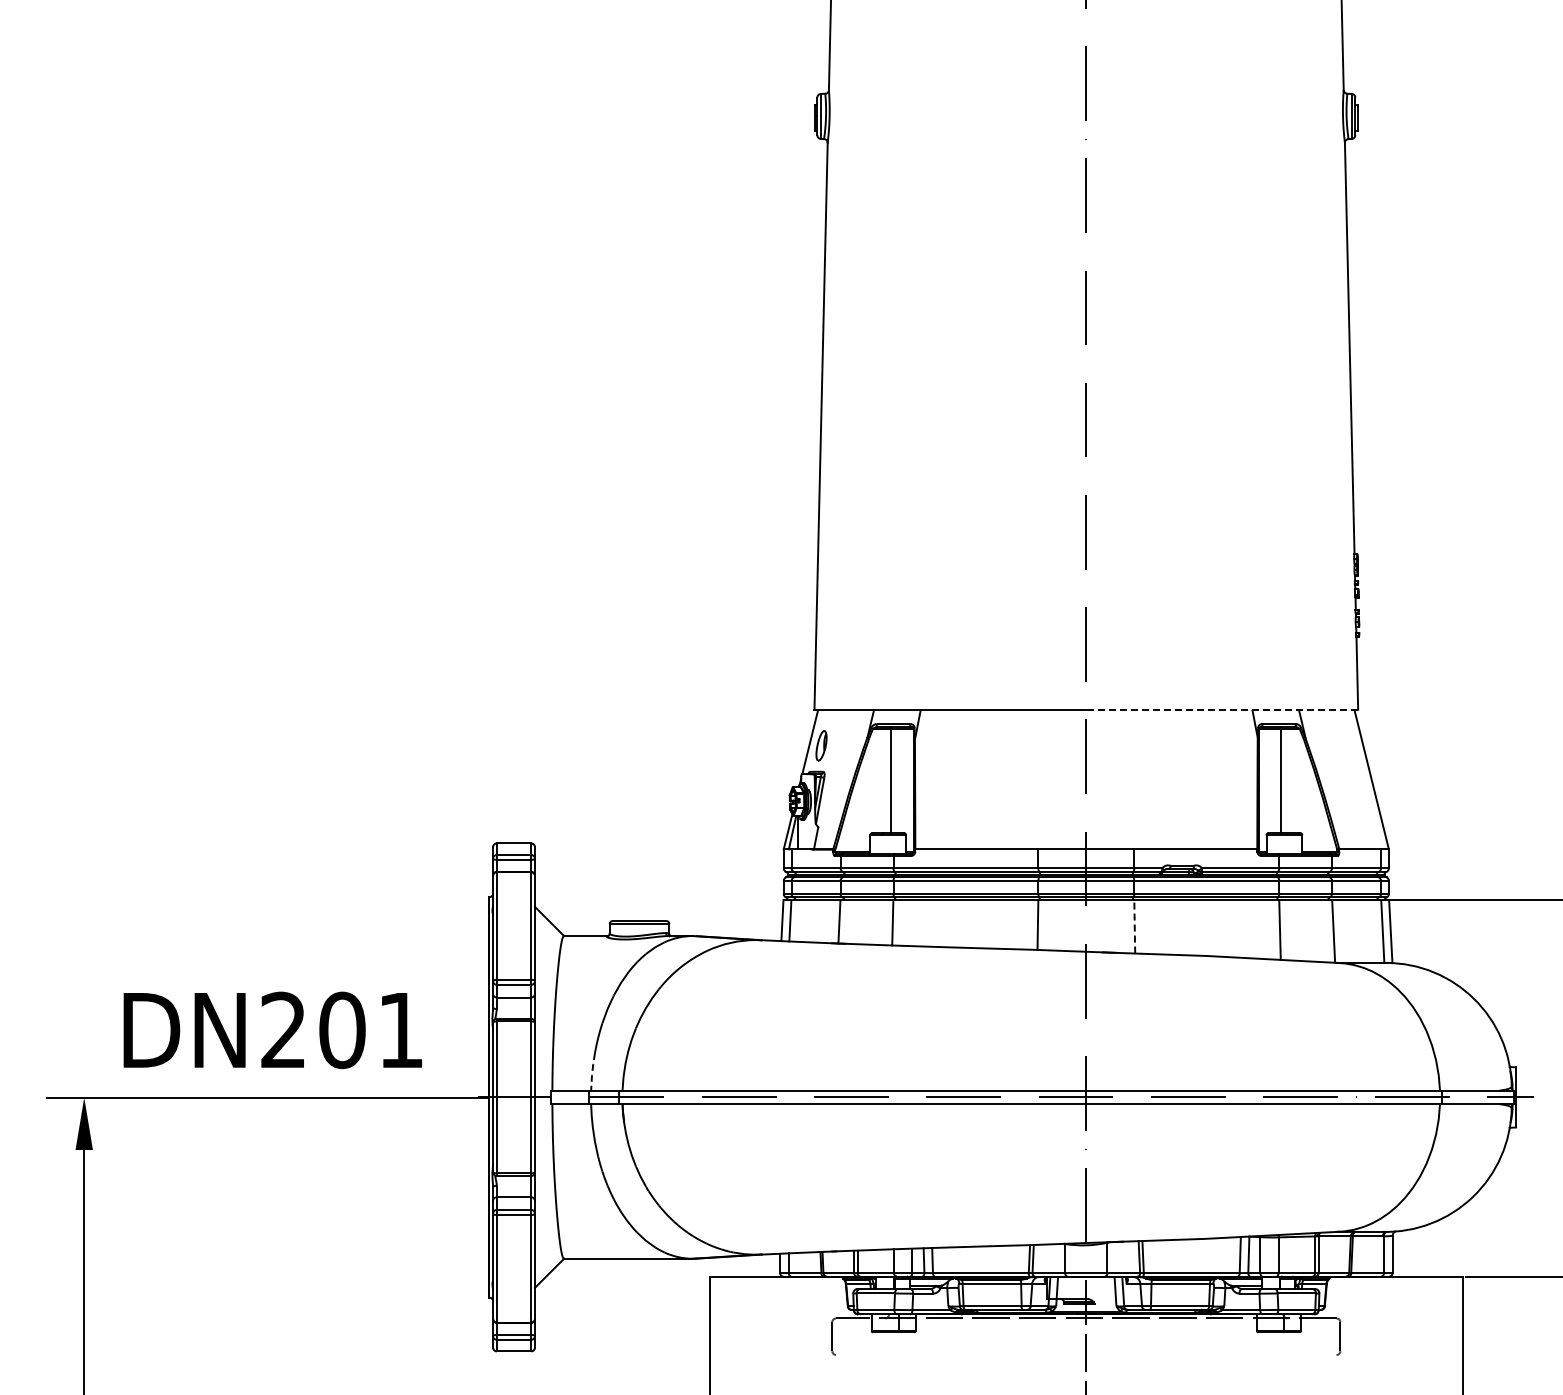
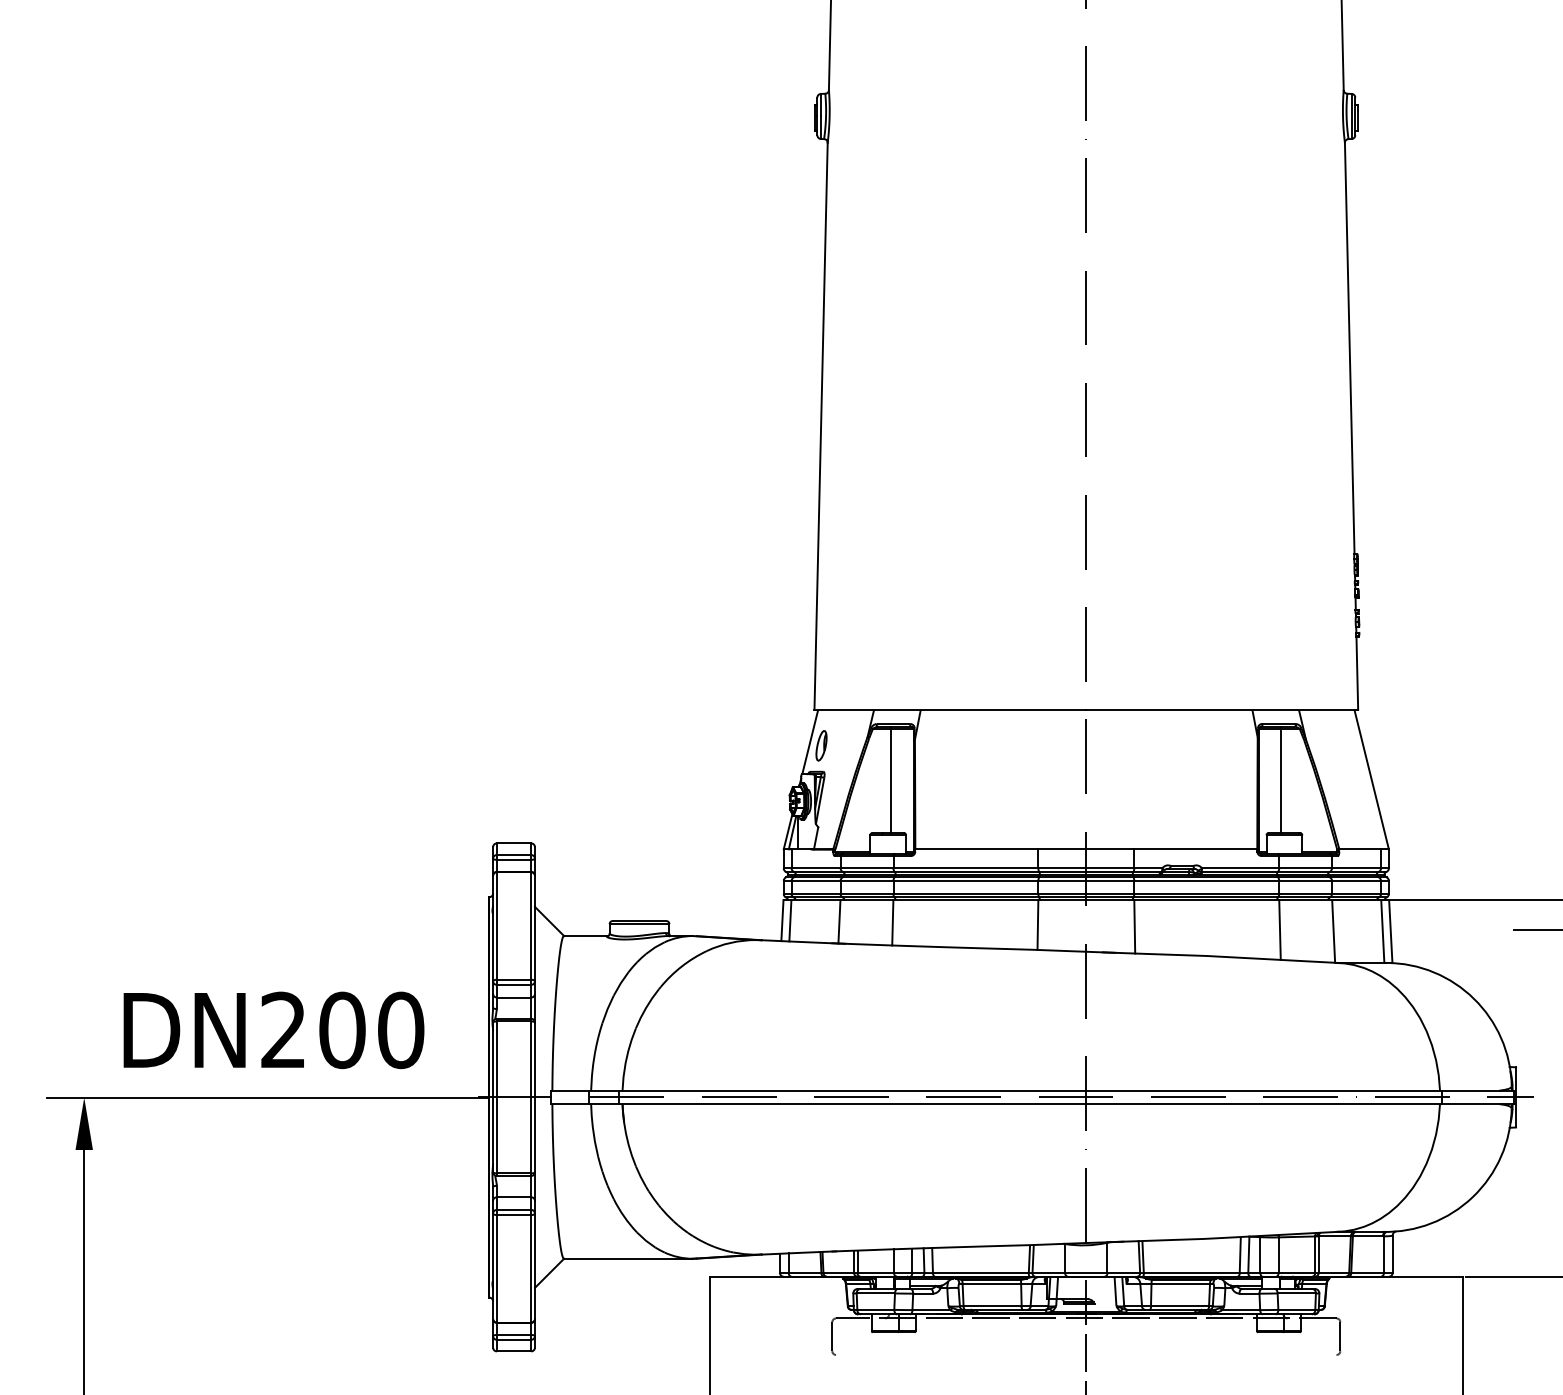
line: dashed -> solid (1222, 709)
line: dashed -> solid (1134, 926)
line: none -> present (1536, 929)
text: DN201 -> DN200 (401, 1030)
line: dashed -> solid (592, 1071)
